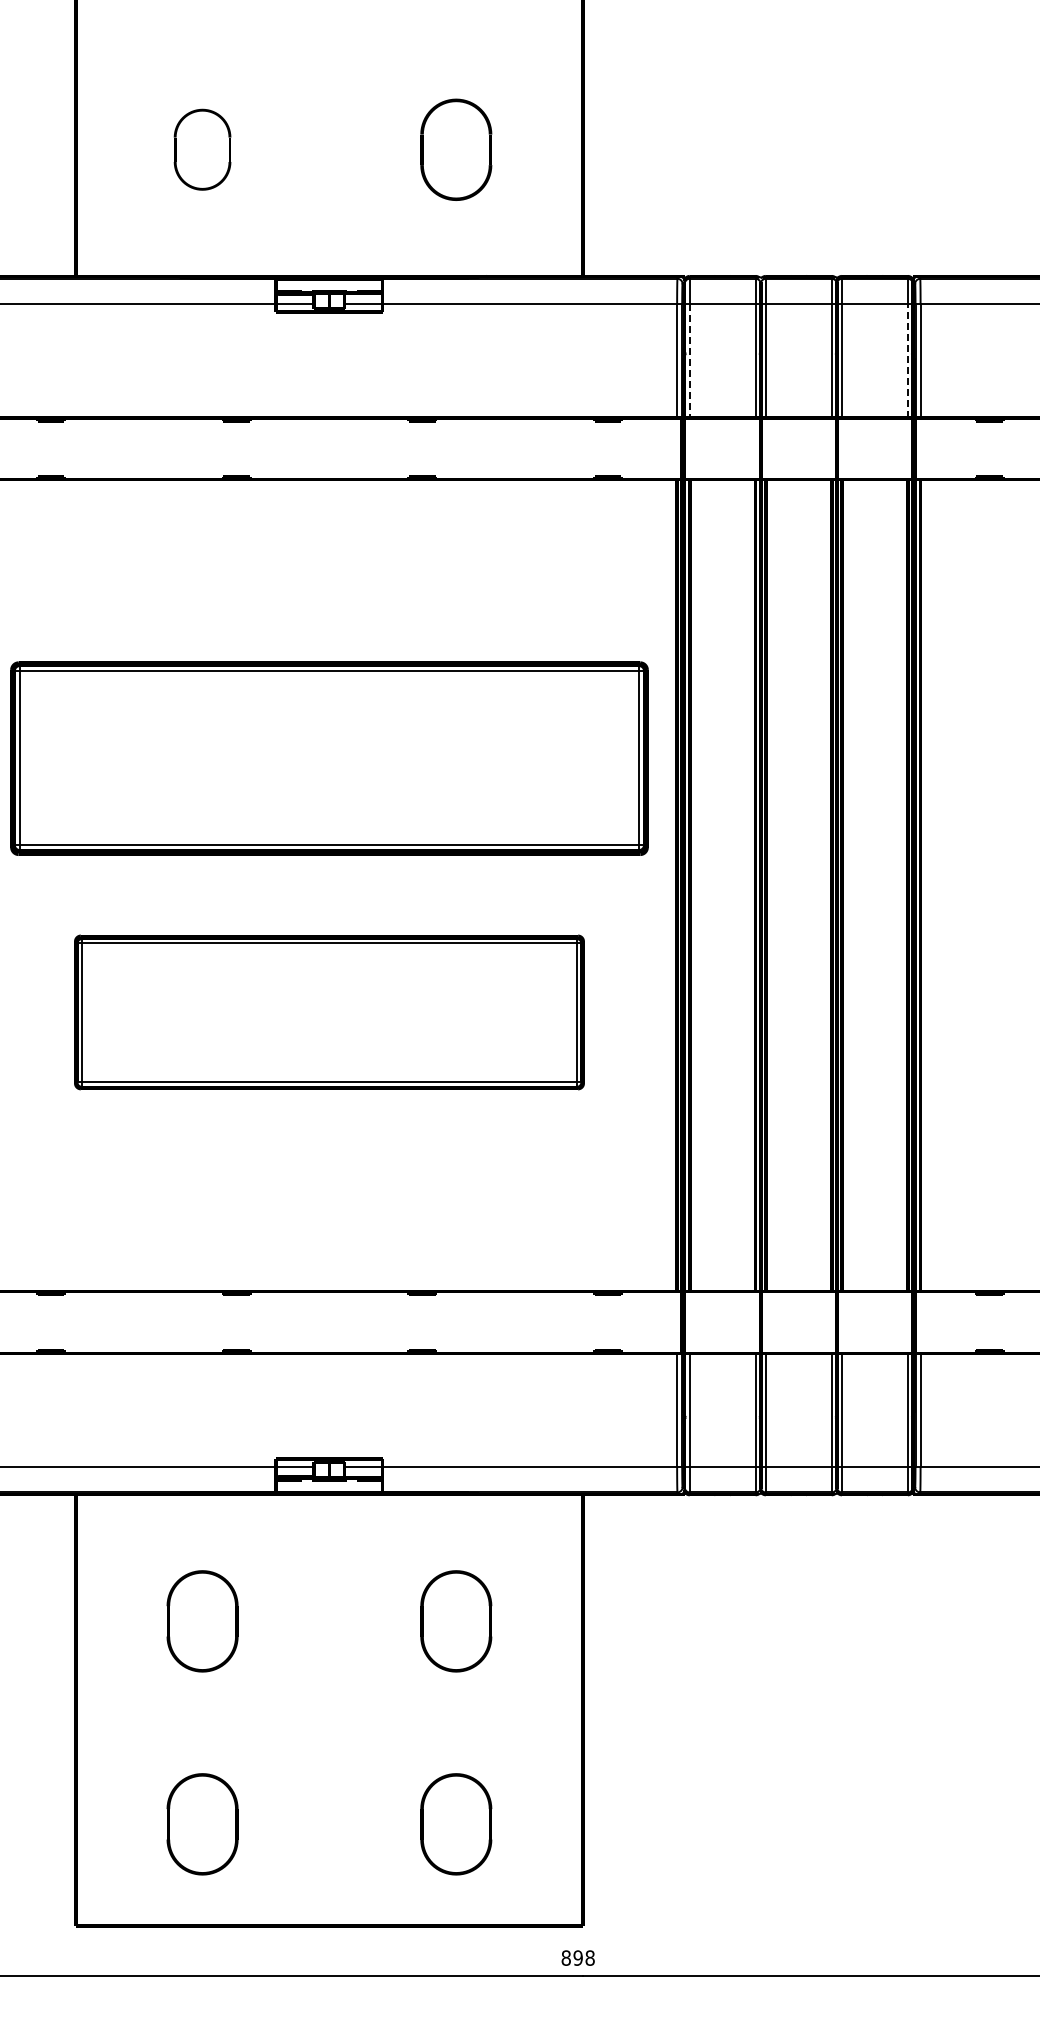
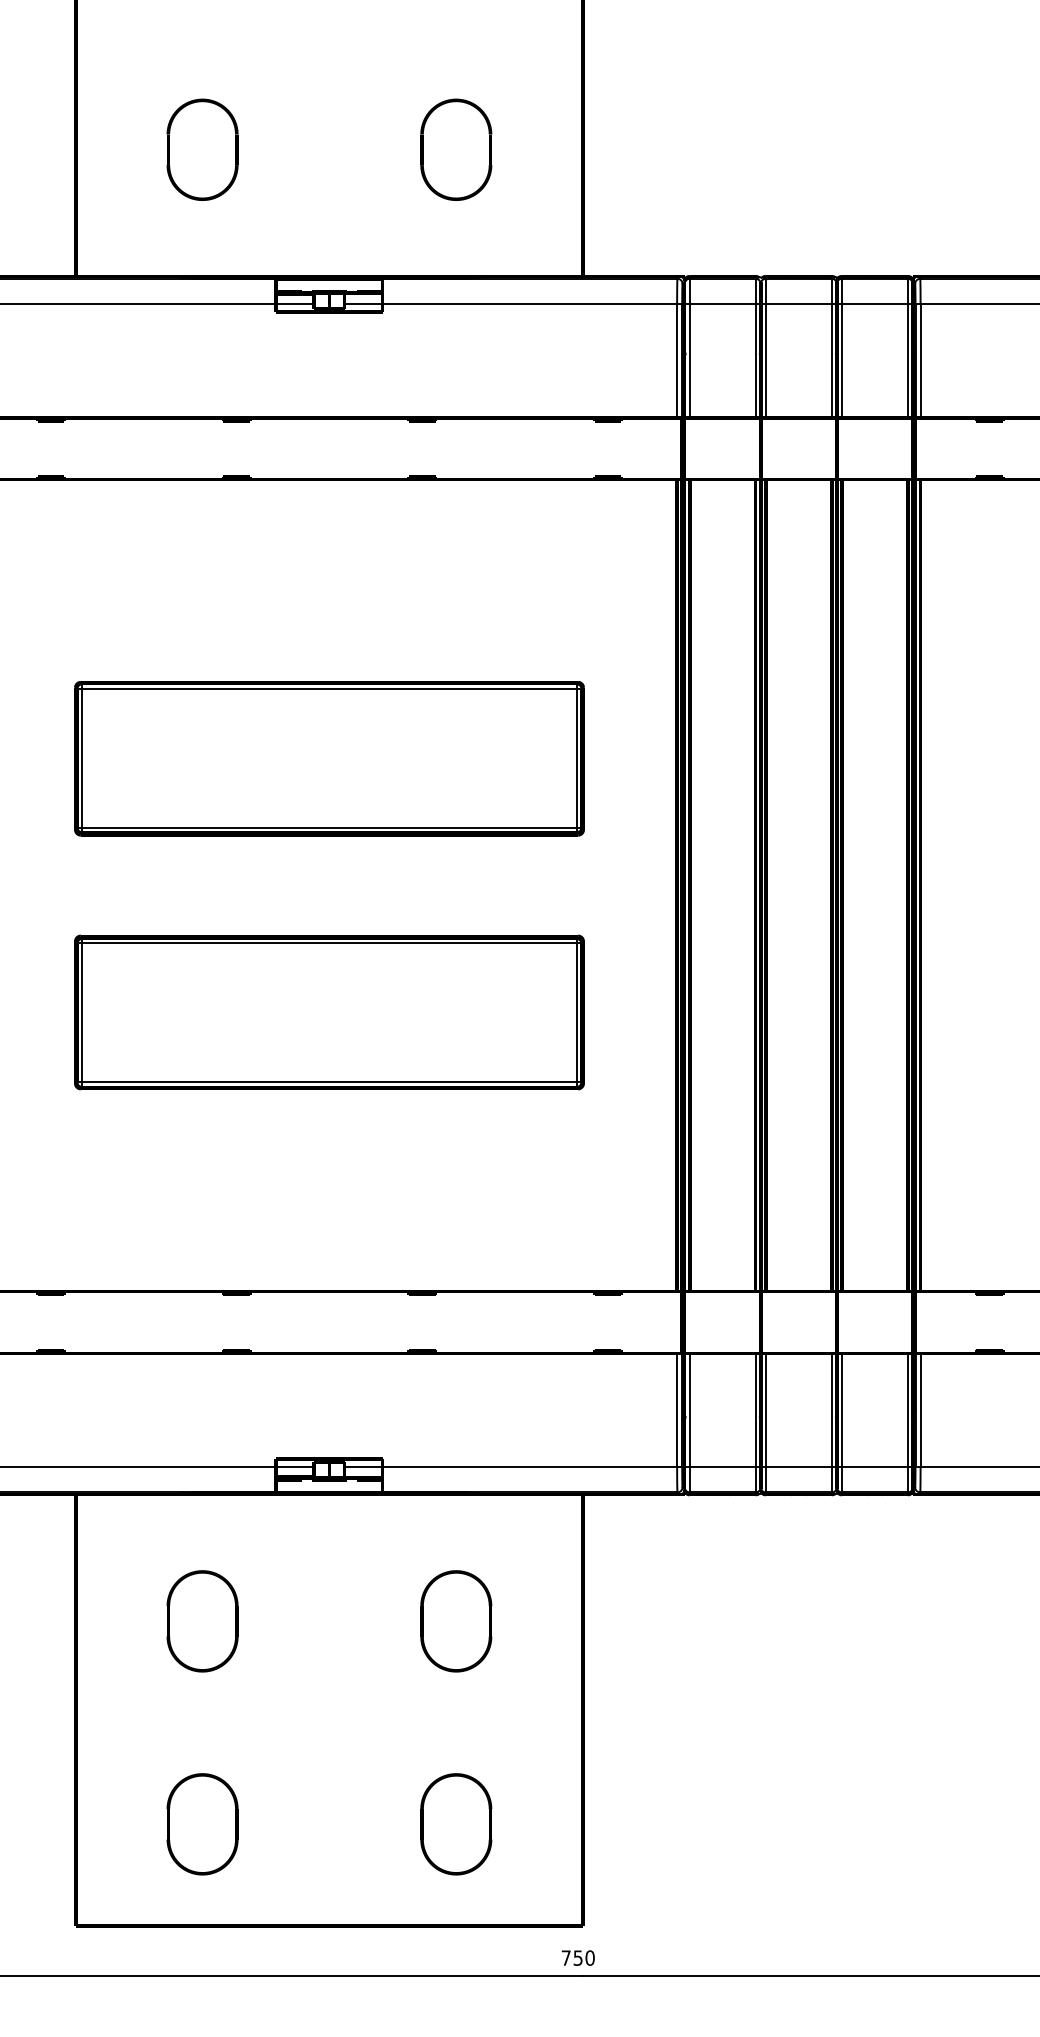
part size: 59x83 px -> 73x103 px (202, 149)
line: dashed -> solid (689, 361)
line: dashed -> solid (907, 361)
part size: 639x195 px -> 511x156 px (329, 758)
text: 898 -> 750 (577, 1957)
